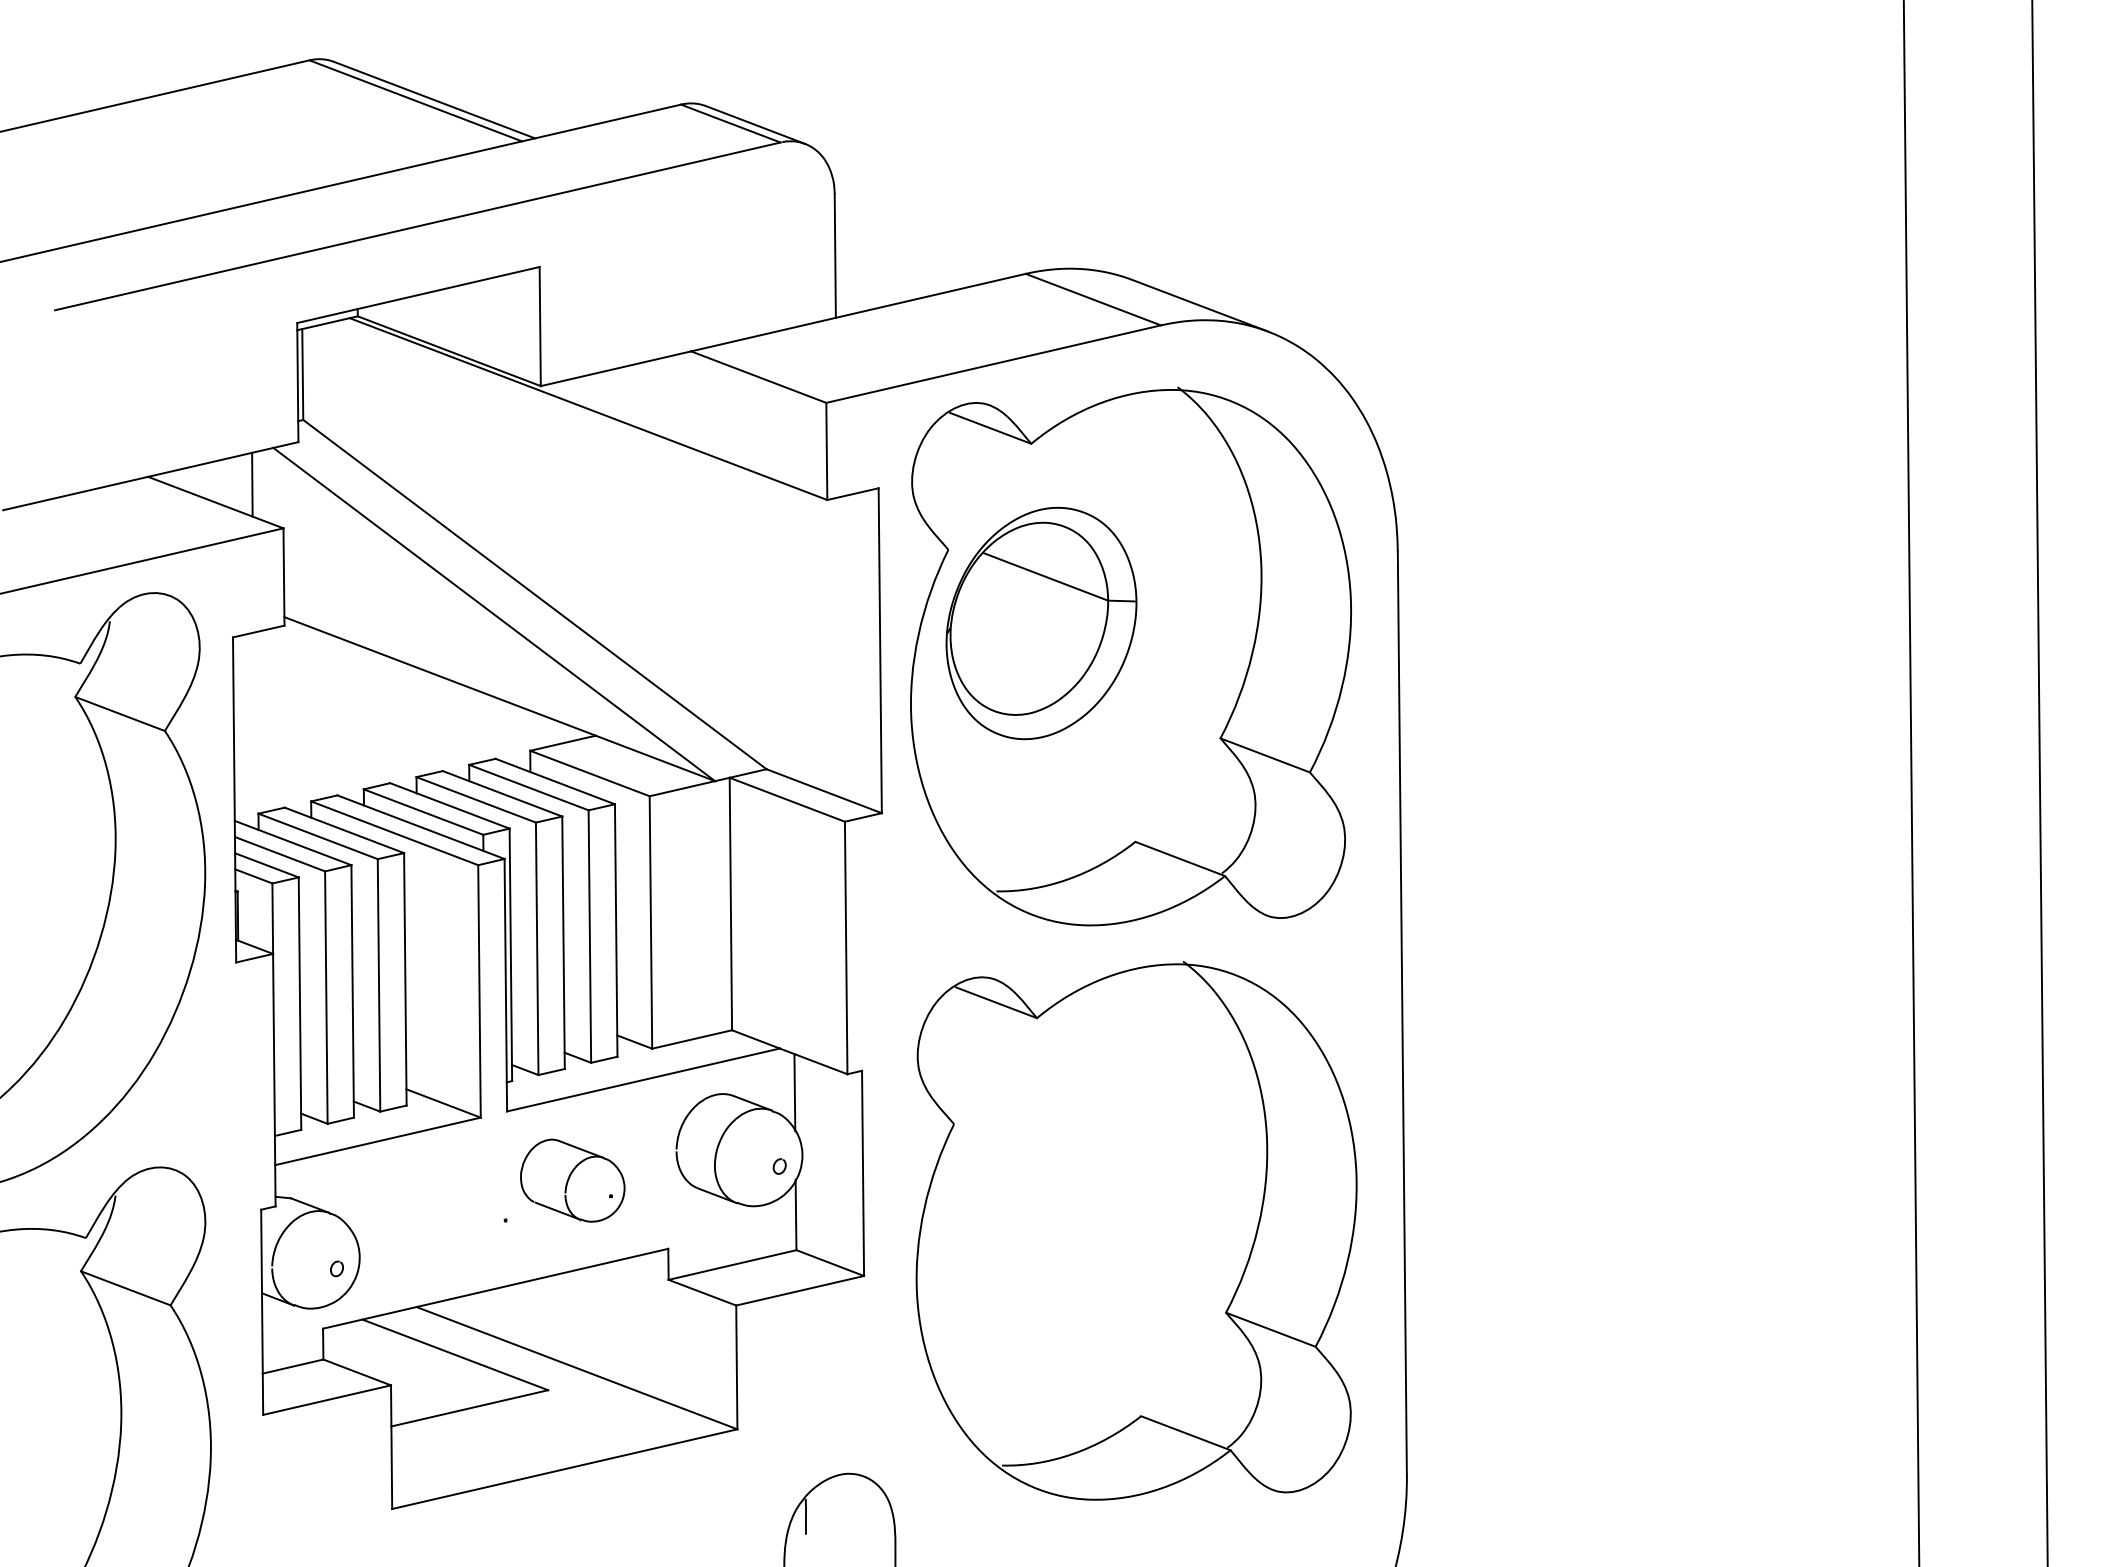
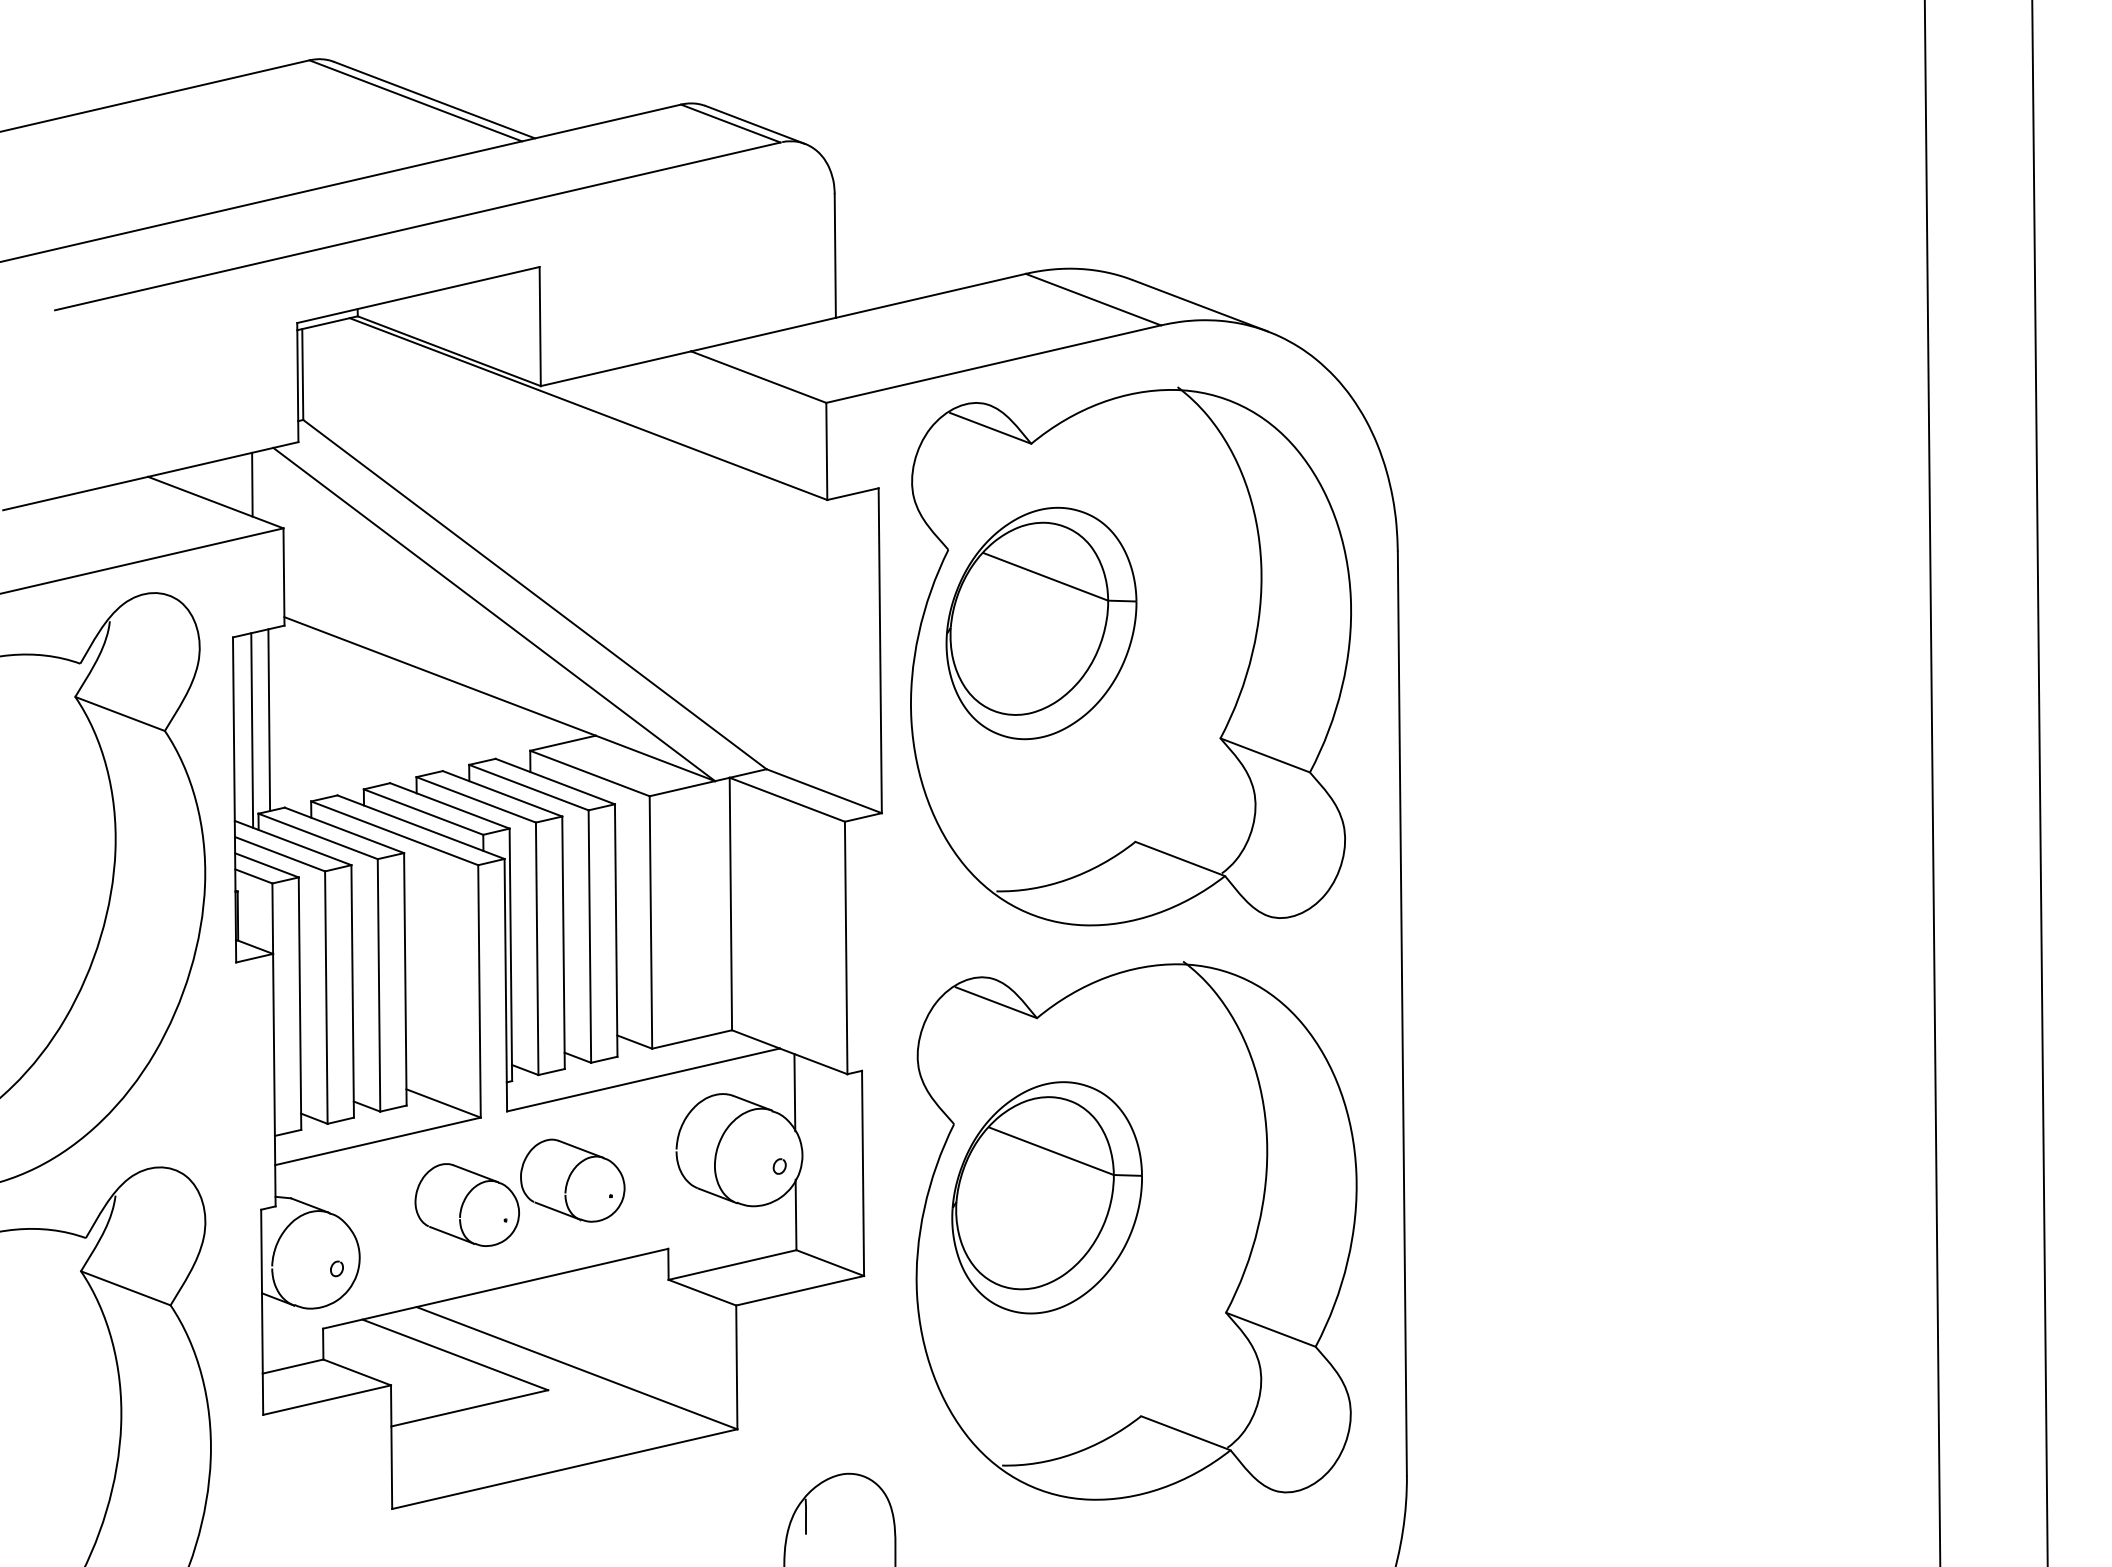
line: none -> present (269, 720)
line: none -> present (252, 730)
line position: (1911, 782) -> (1932, 782) (1932, 782)
part: none -> present (1046, 1197)
part: none -> present (466, 1204)
